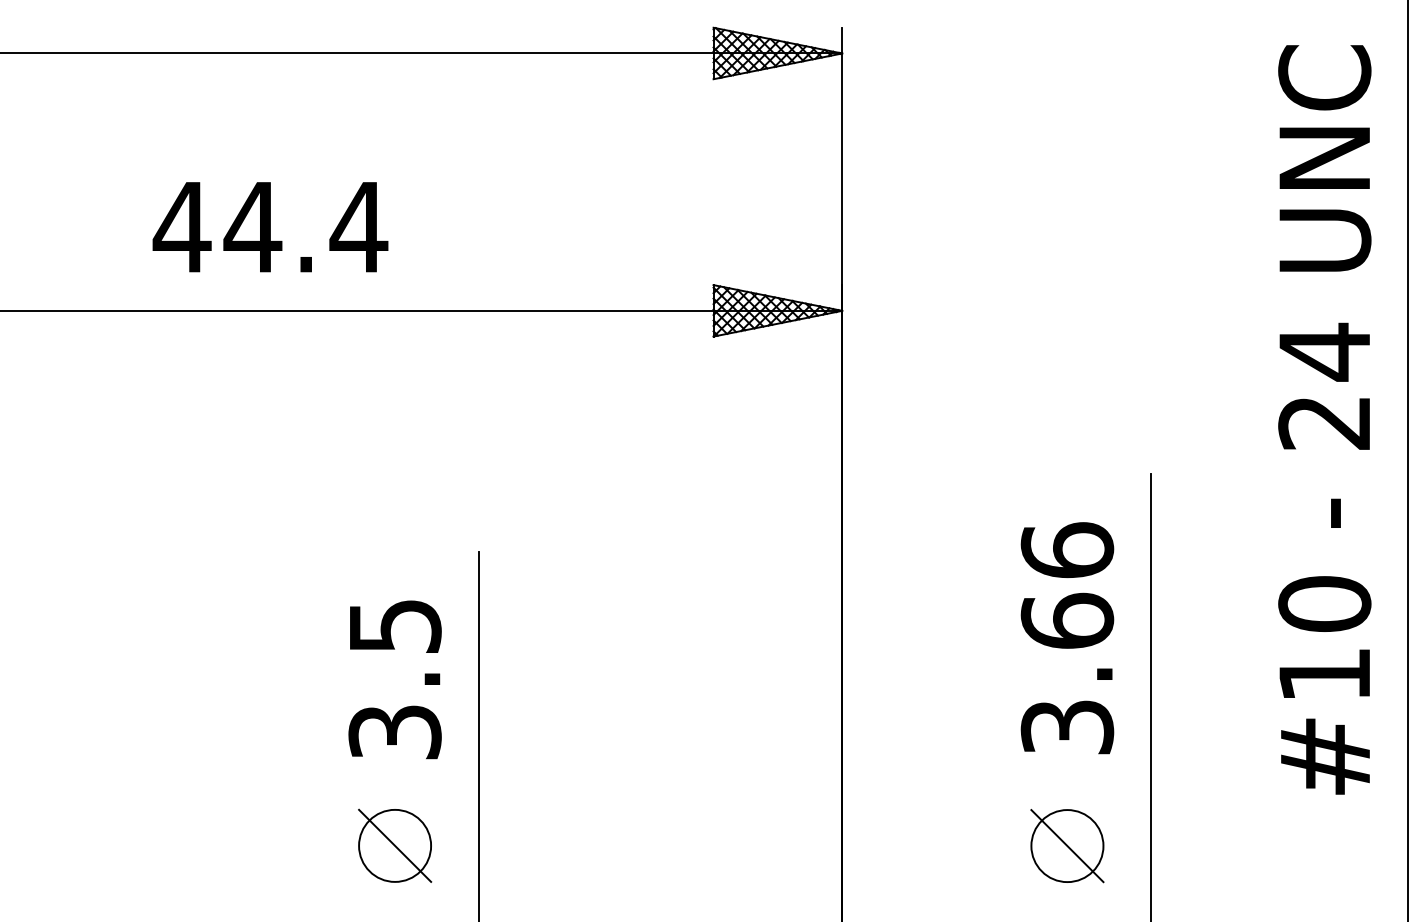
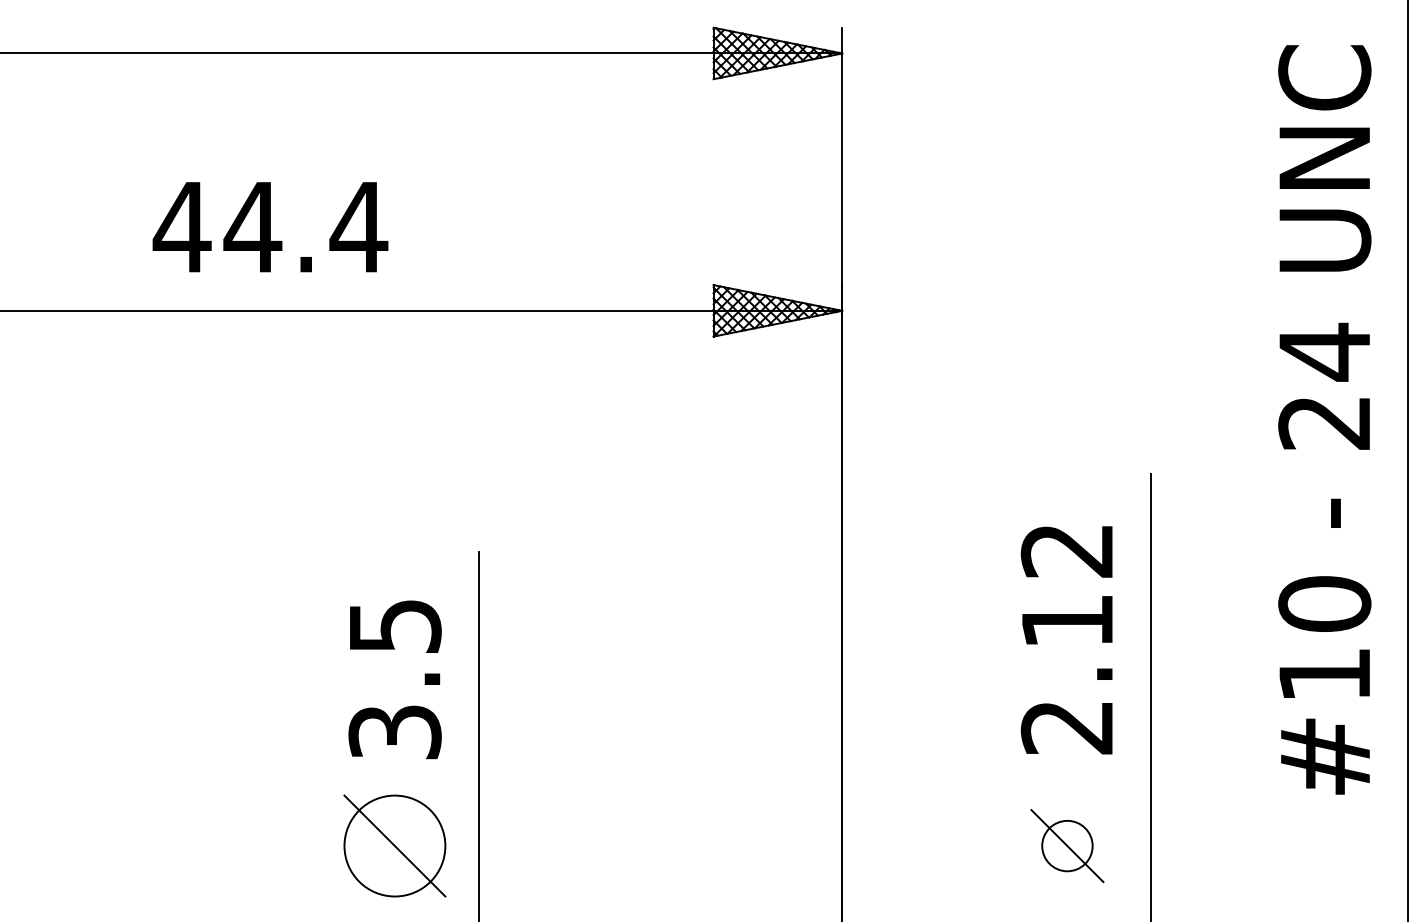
text: 3.66 -> 2.12 (1067, 638)
part size: 75x75 px -> 104x104 px (394, 845)
circle diameter: 72 px -> 50 px (1067, 845)
